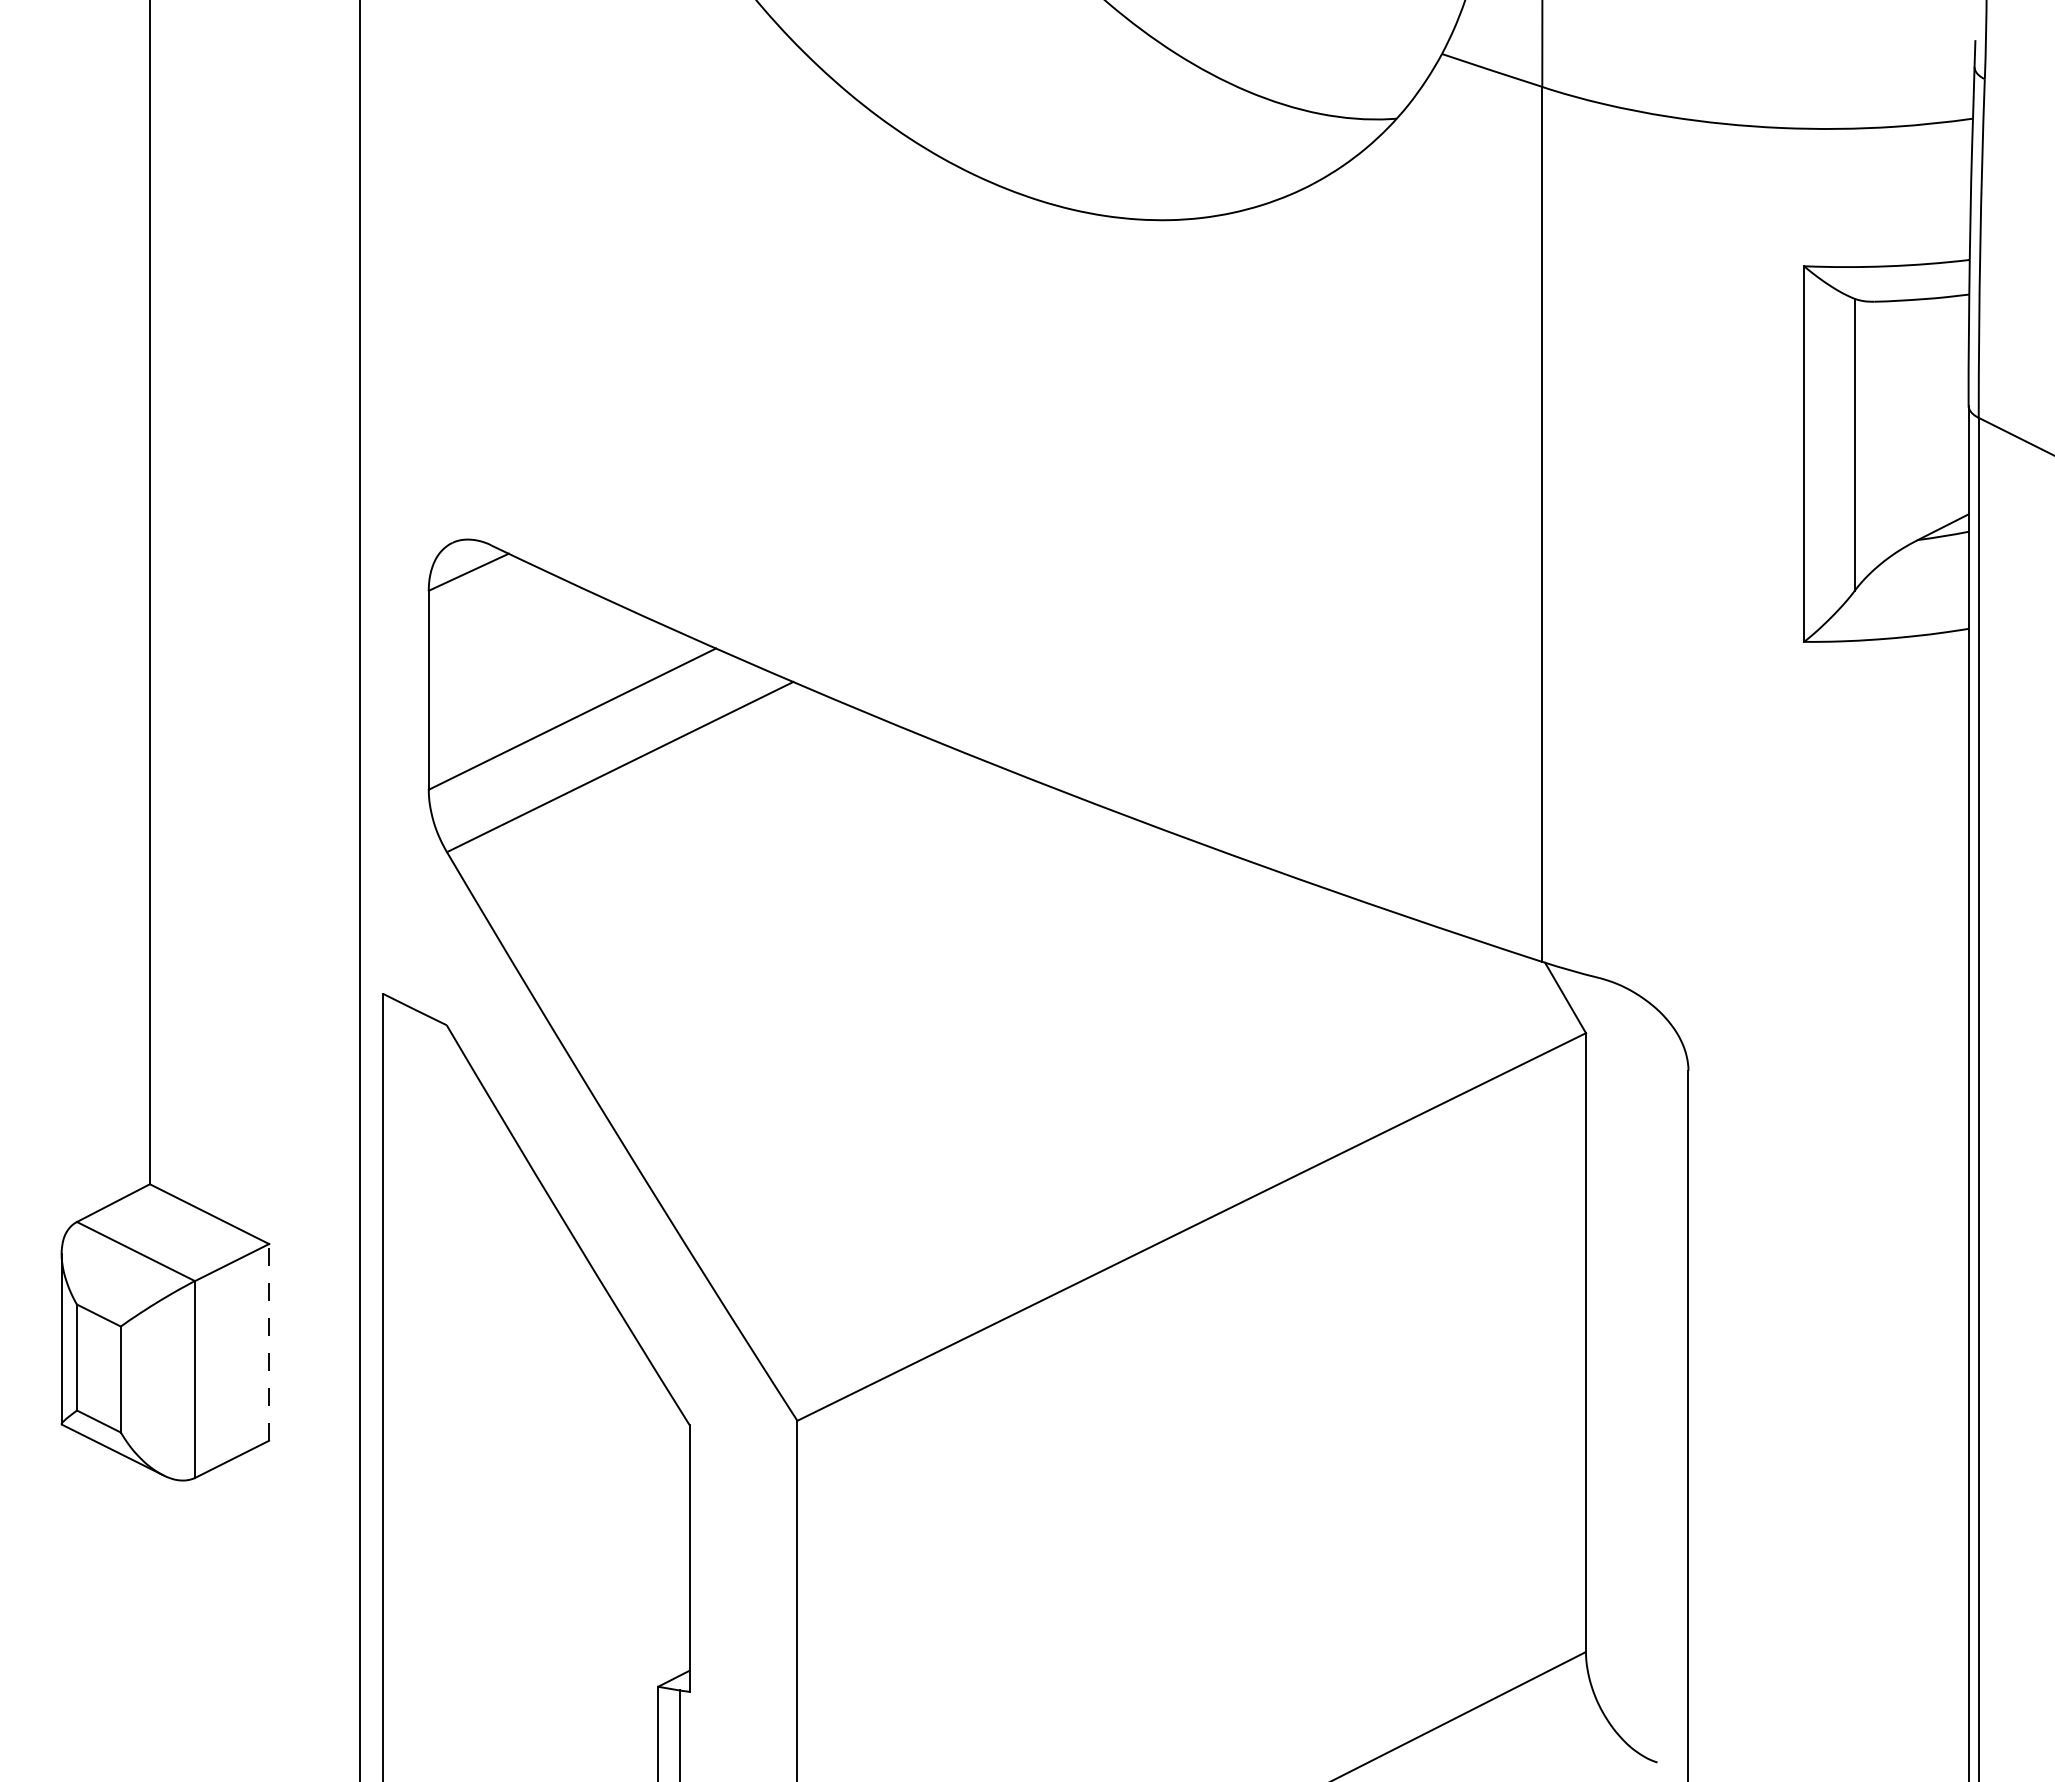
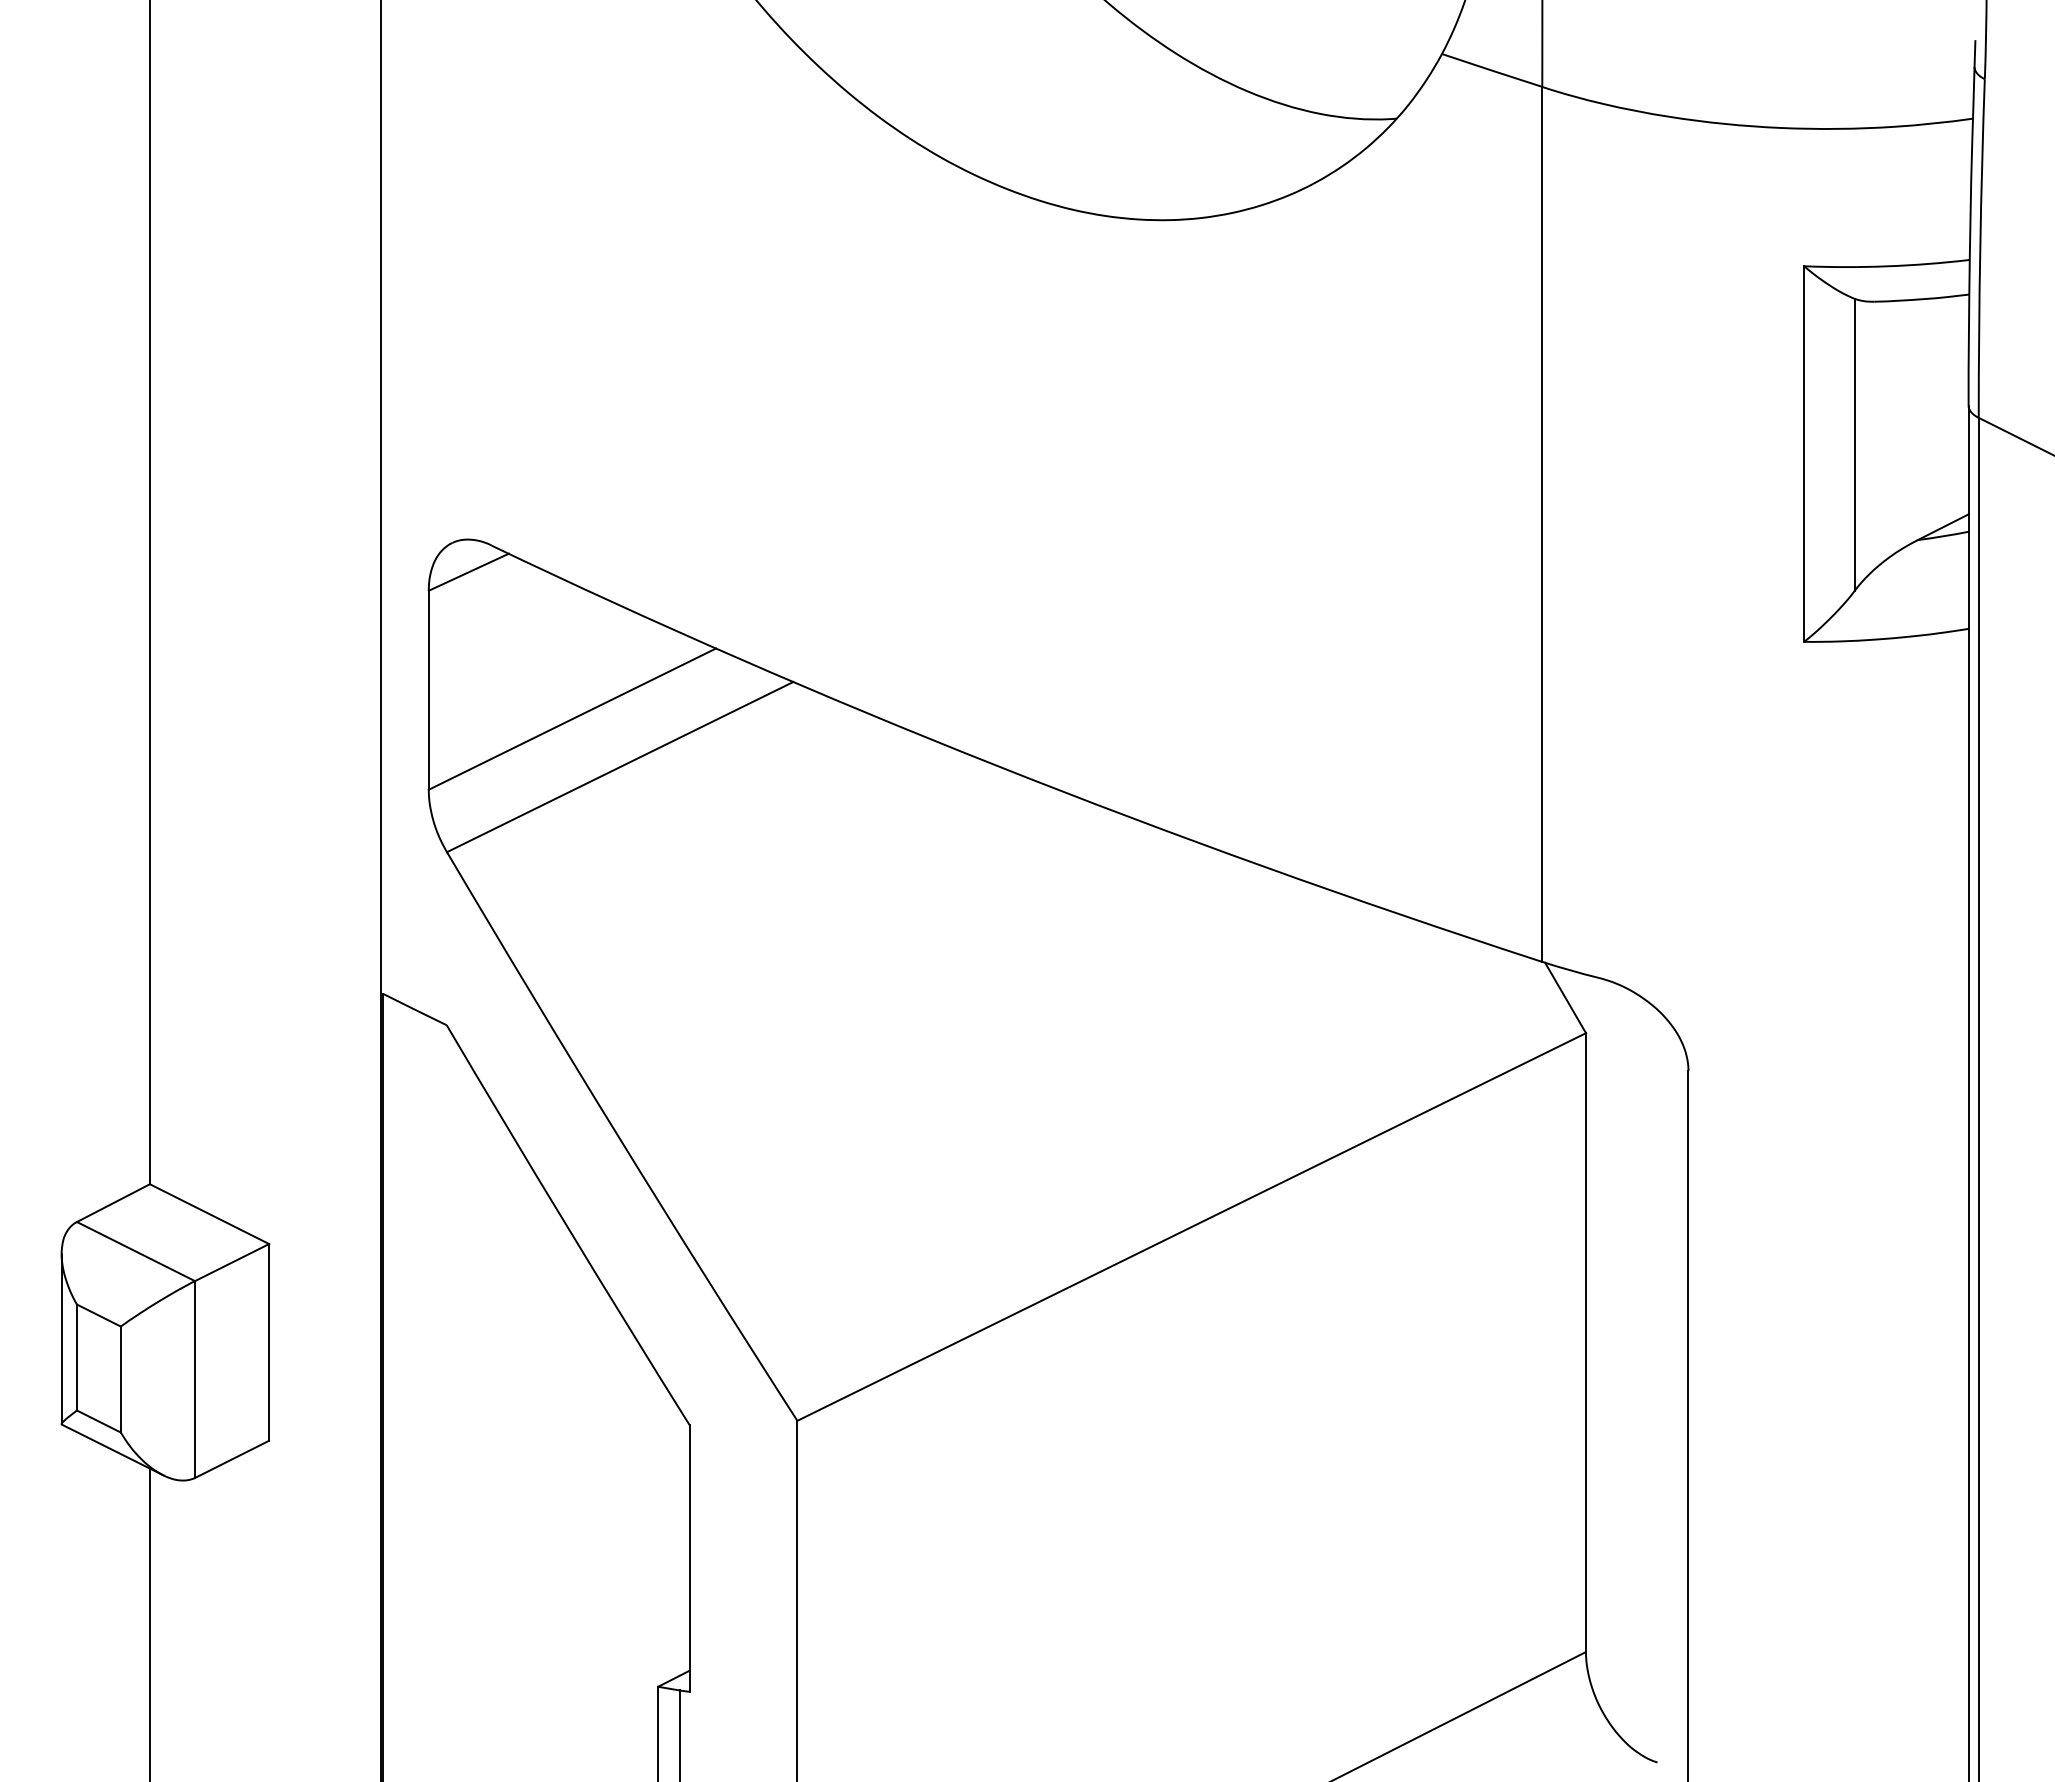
line position: (359, 890) -> (380, 890) (380, 890)
line: dashed -> solid (269, 1341)
line: none -> present (149, 1623)
